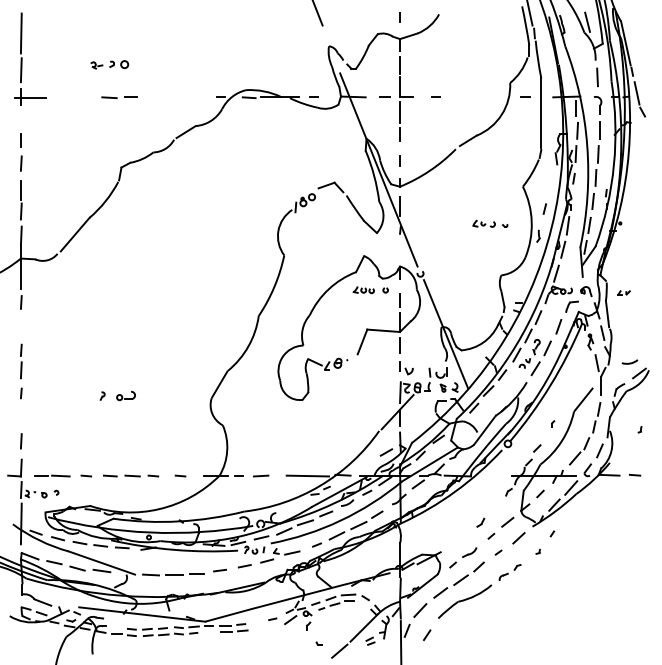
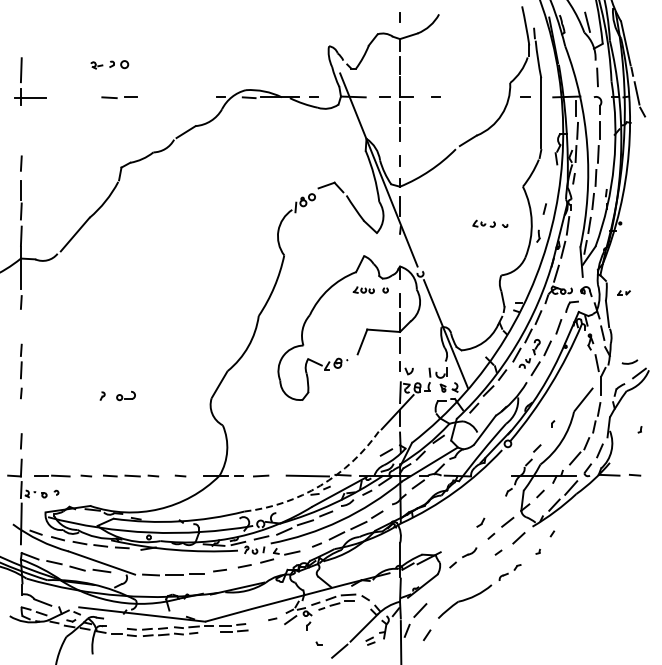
line: present -> none (317, 13)
line: present -> none (529, 13)
line: present -> none (20, 33)
line: present -> none (20, 140)
arc: solid -> dashed (320, 485)
part: present -> none (458, 579)
